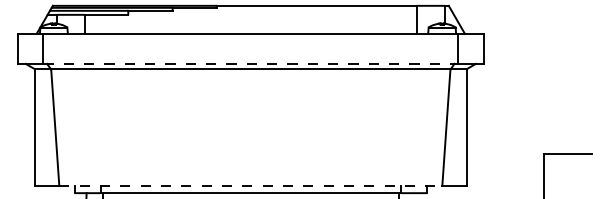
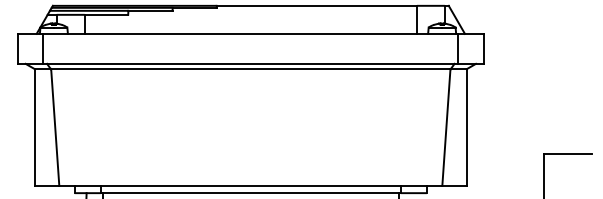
line: dashed -> solid (251, 63)
line: dashed -> solid (250, 185)
